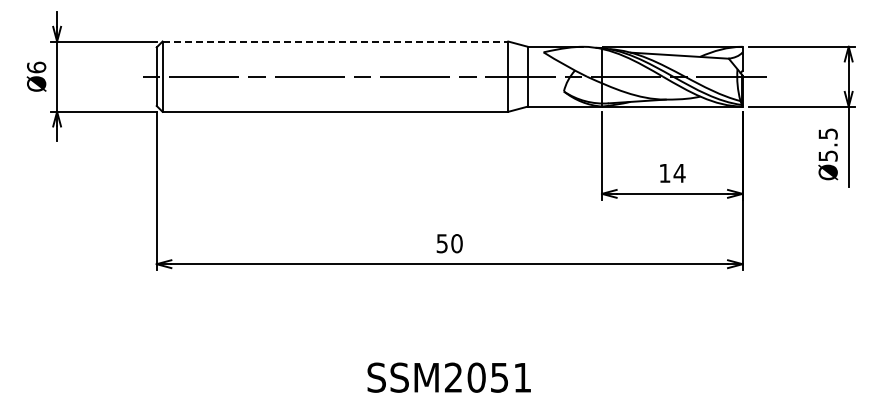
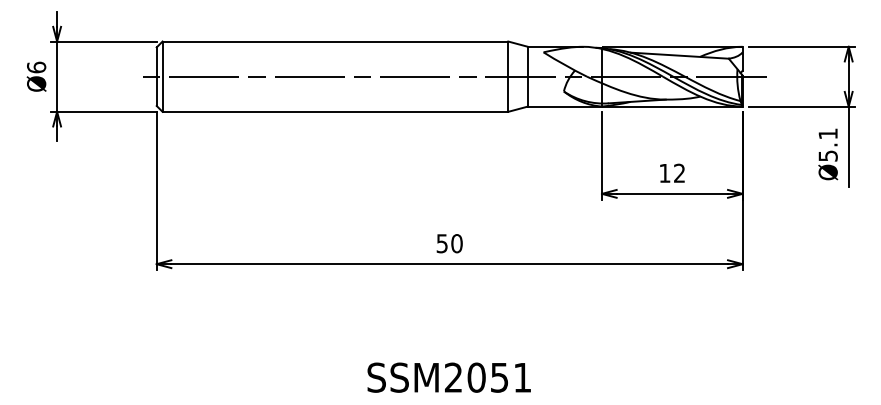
line: dashed -> solid (335, 41)
text: Ø5.5 -> Ø5.1 (827, 133)
text: 14 -> 12 (679, 172)
